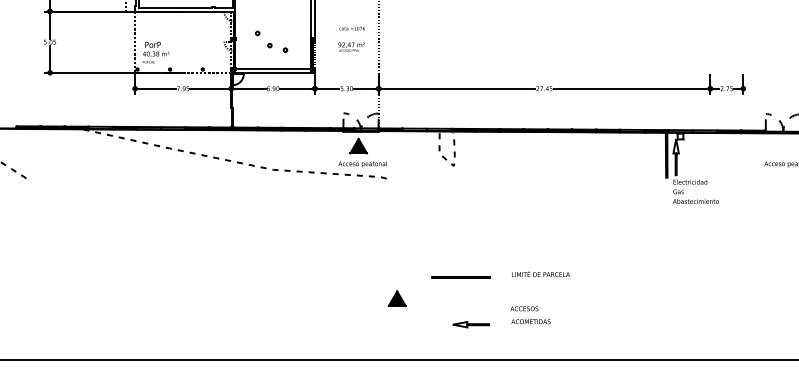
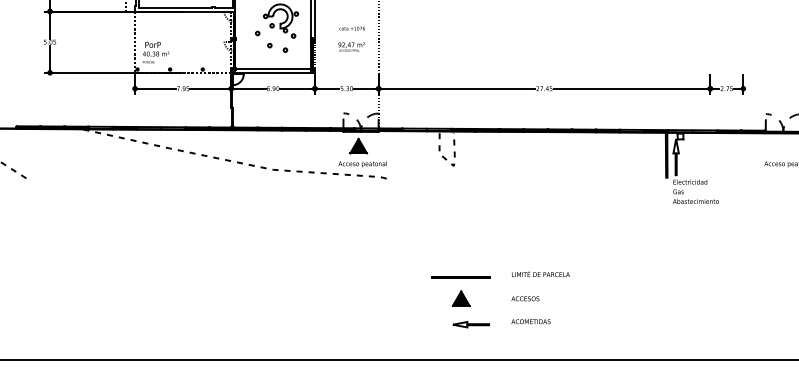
part: none -> present (280, 20)
part position: (396, 298) -> (460, 298) (460, 298)
text position: (524, 308) -> (525, 298) (525, 298)
